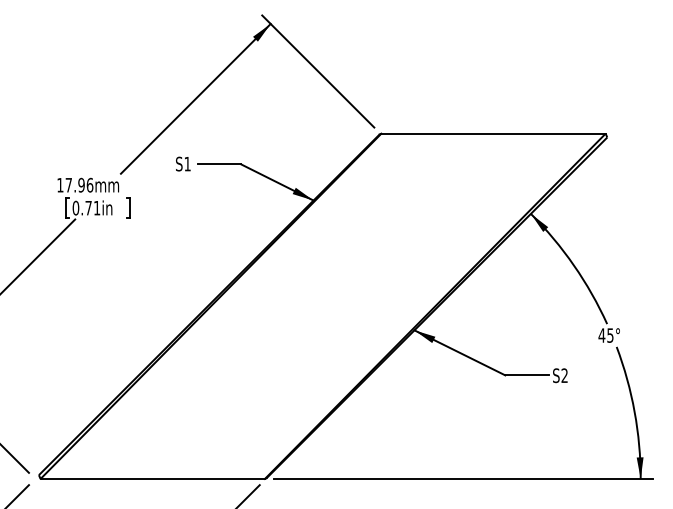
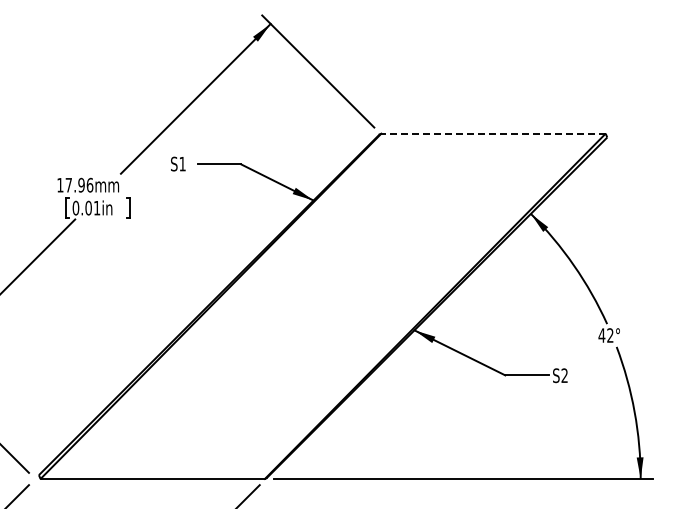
line: solid -> dashed (493, 133)
text position: (183, 163) -> (178, 163) (178, 163)
text: 0.71in -> 0.01in (88, 207)
text: 45° -> 42° (610, 335)
